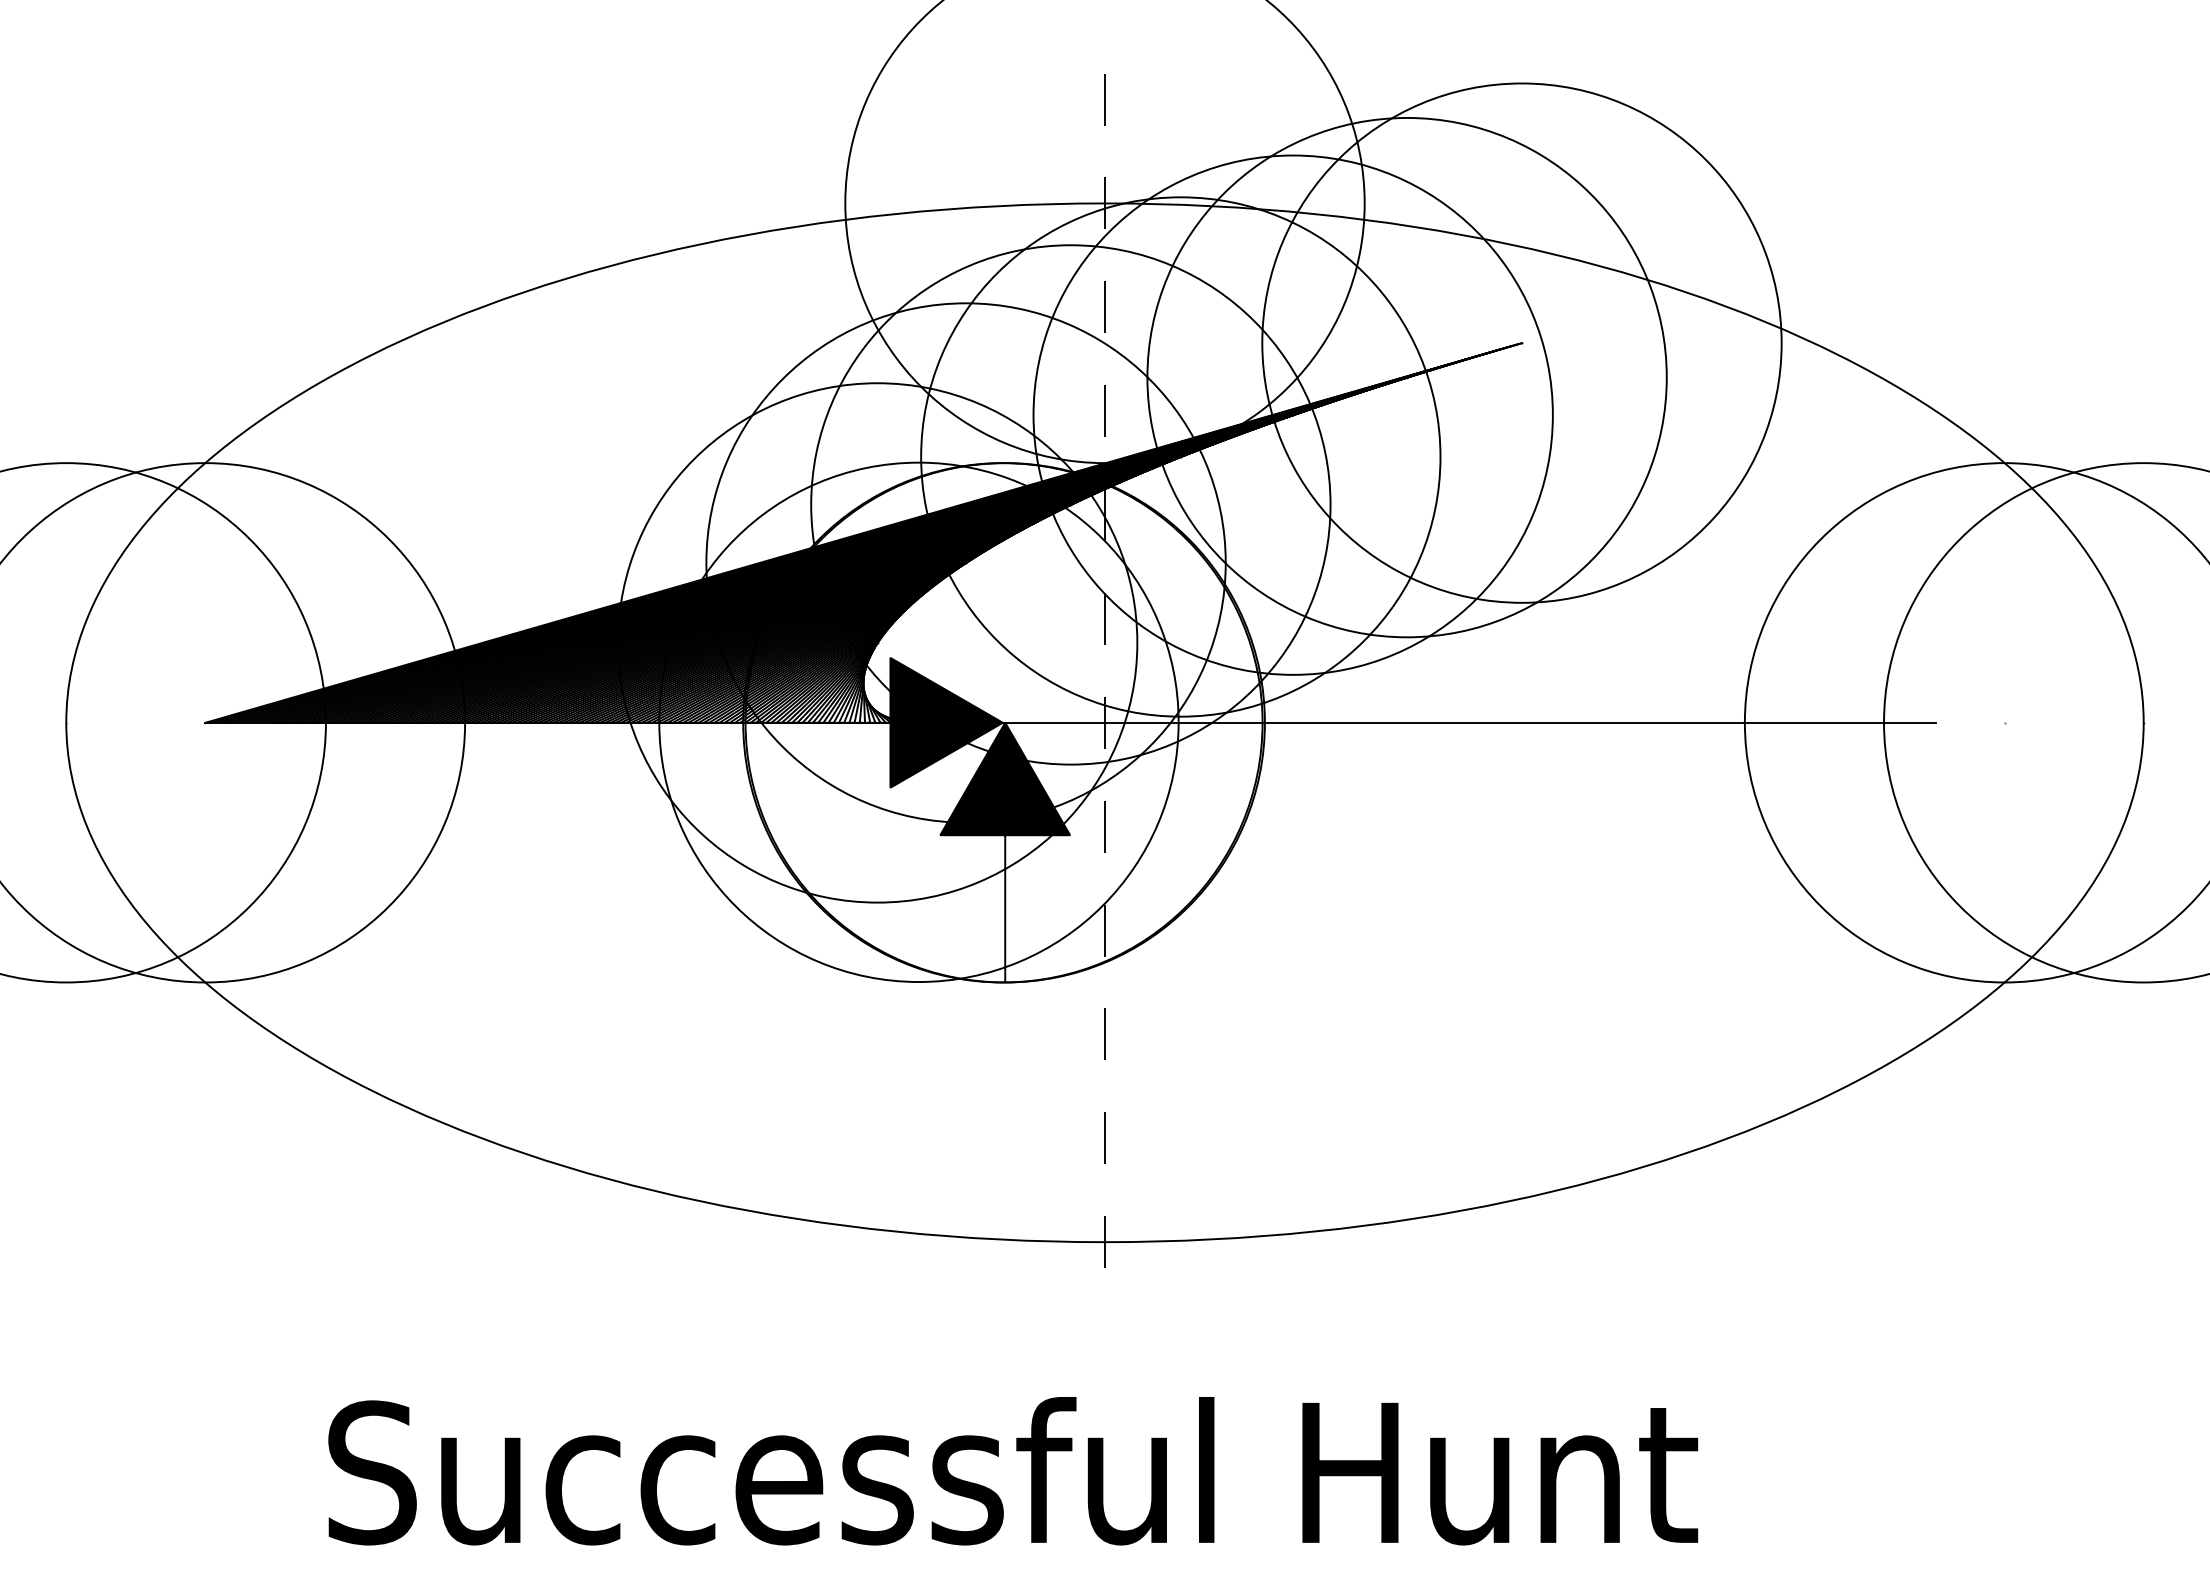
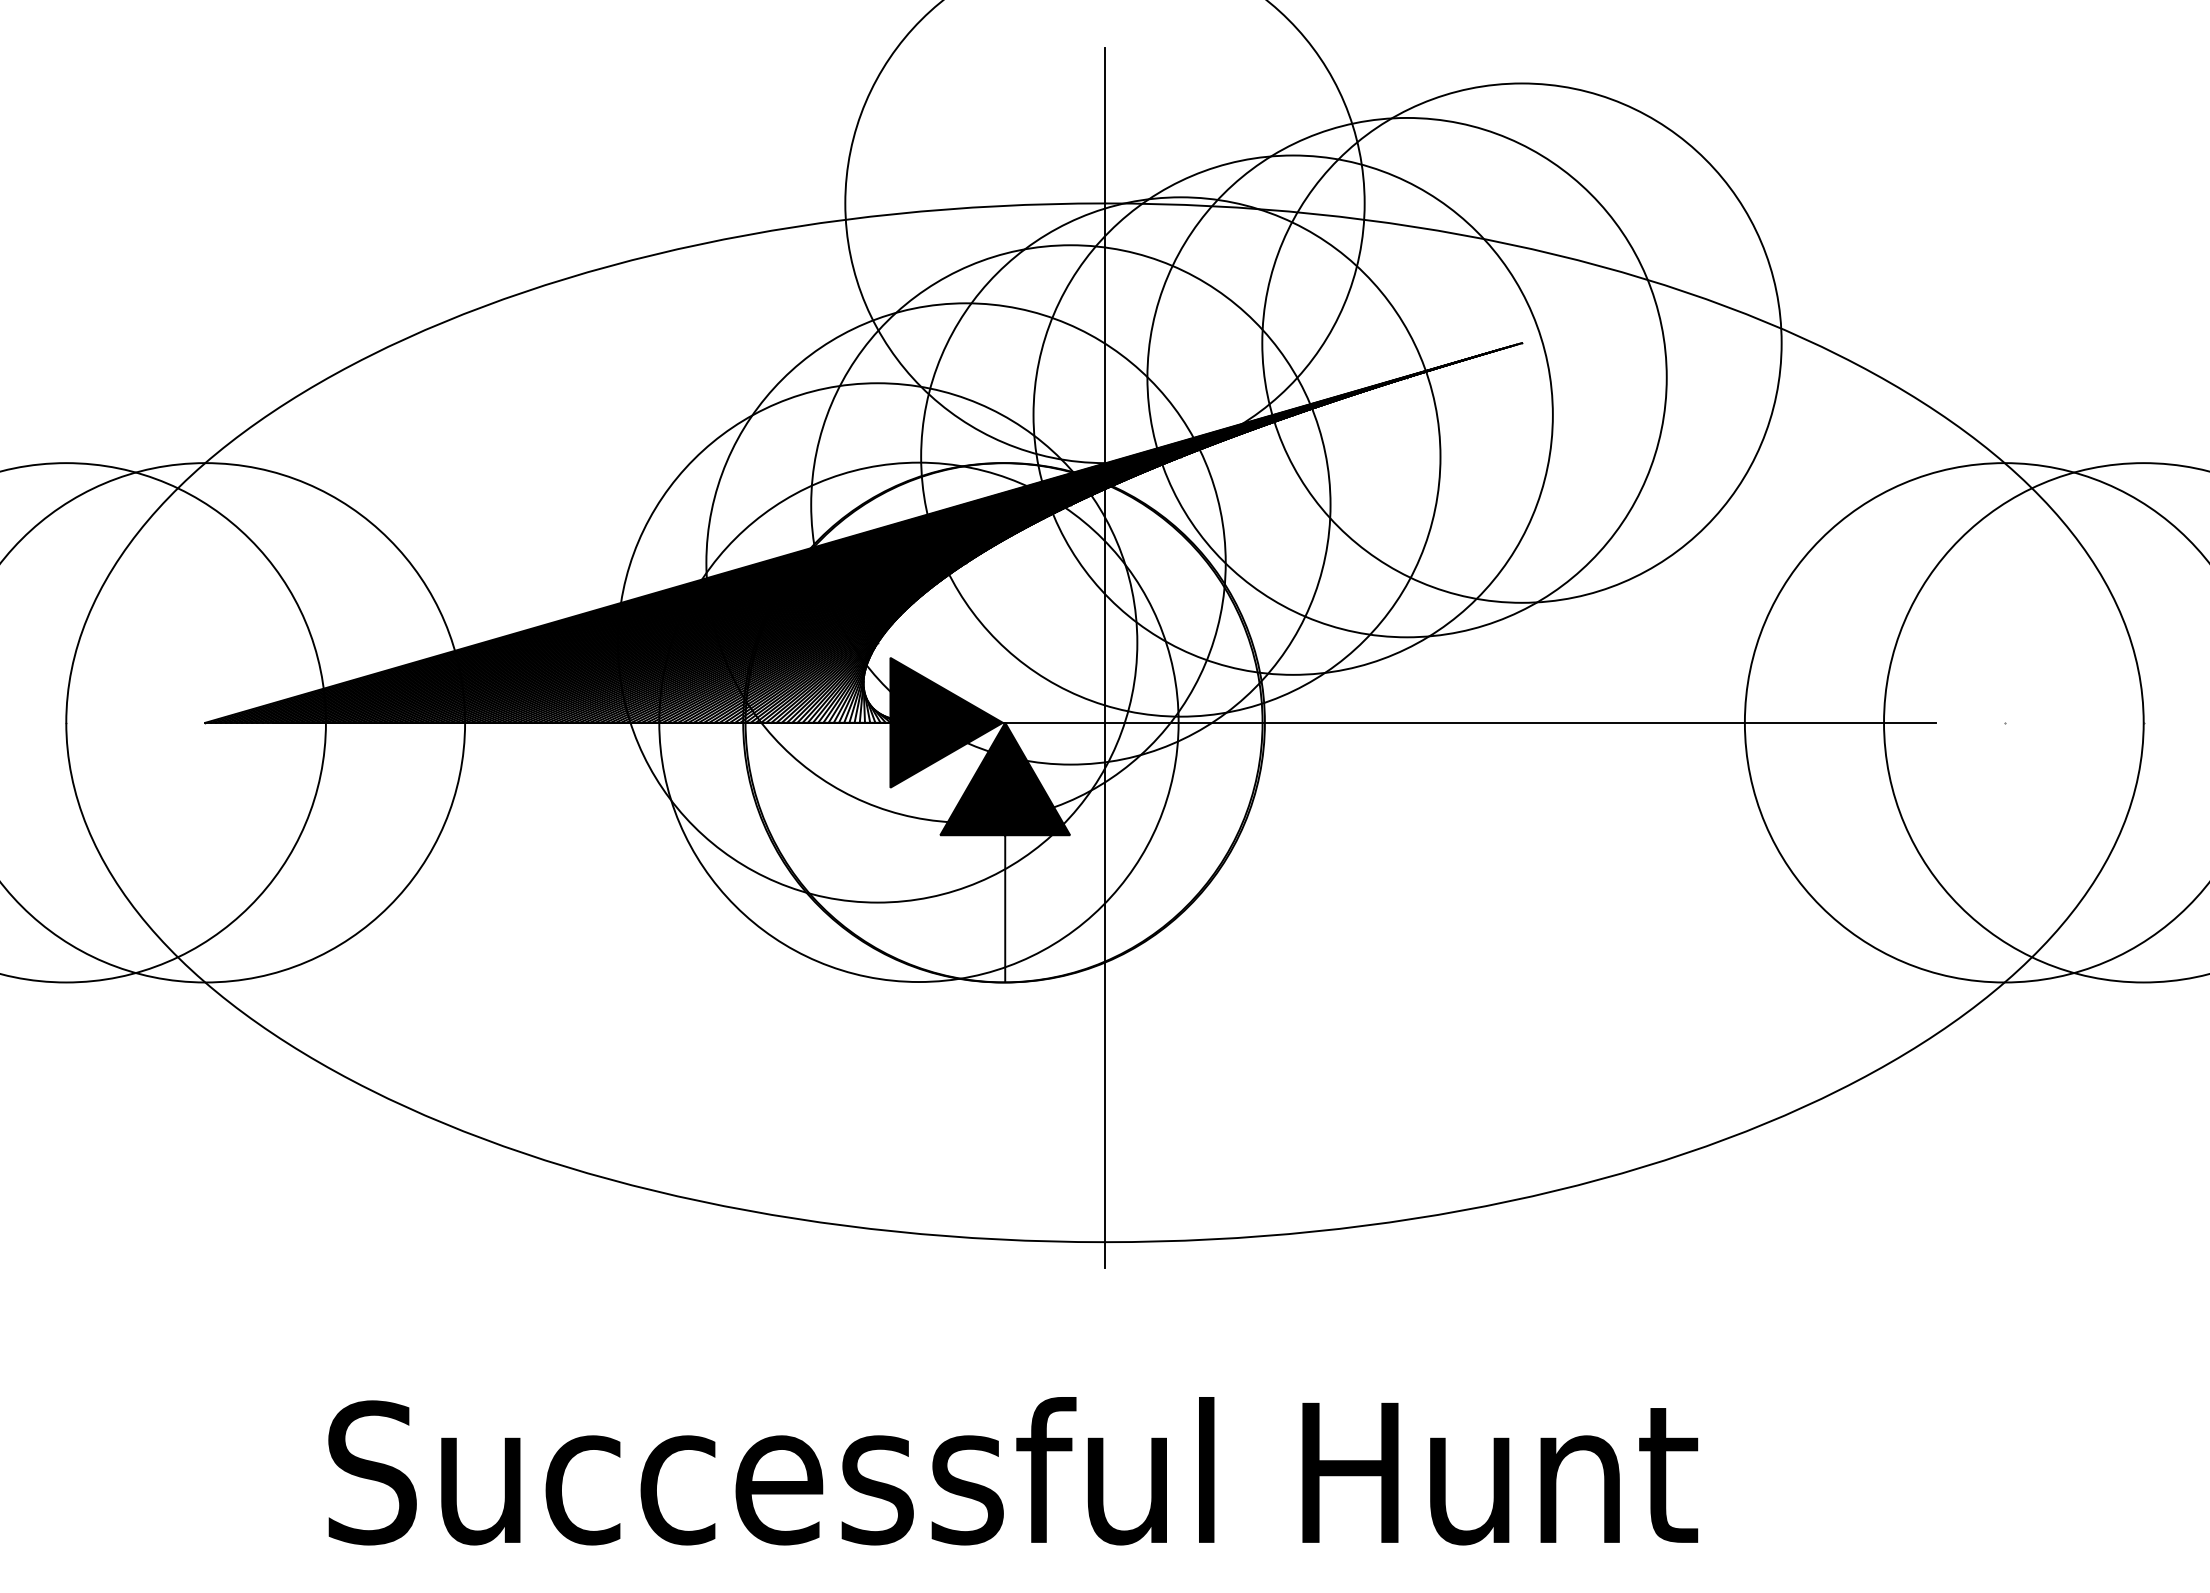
line: dashed -> solid (1105, 657)
